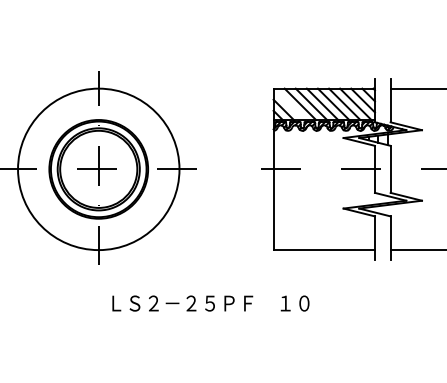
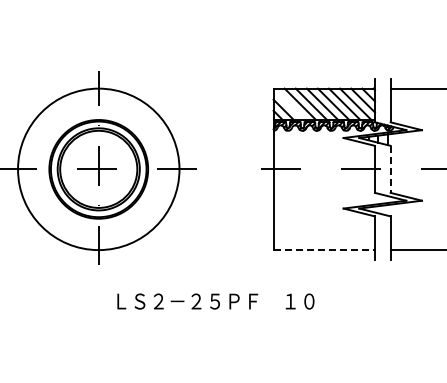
line: solid -> dashed (390, 169)
line: solid -> dashed (324, 250)
text position: (210, 303) -> (215, 301) (215, 301)
